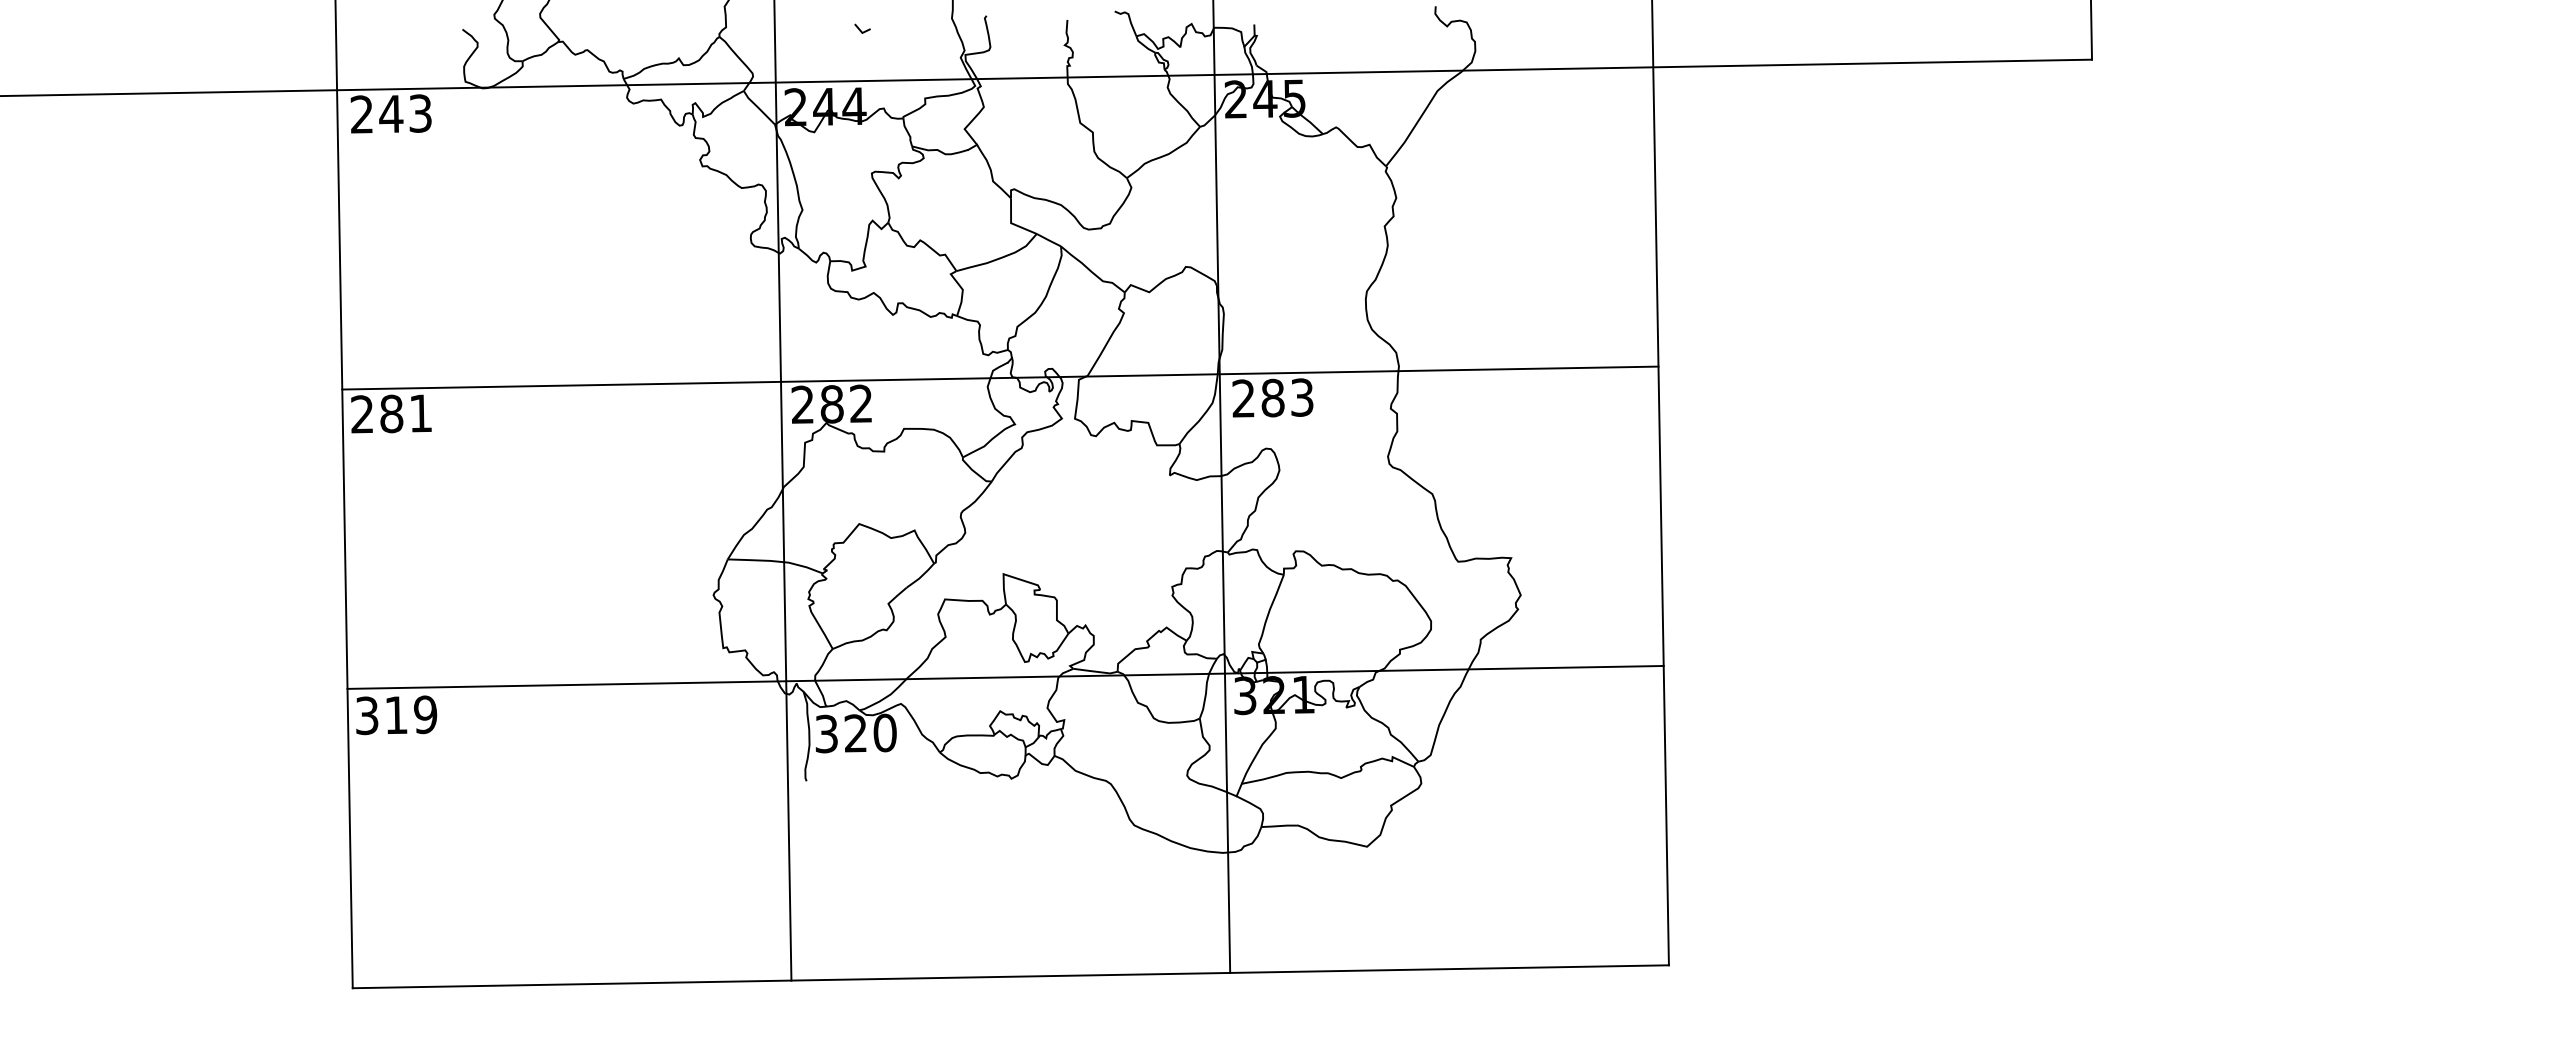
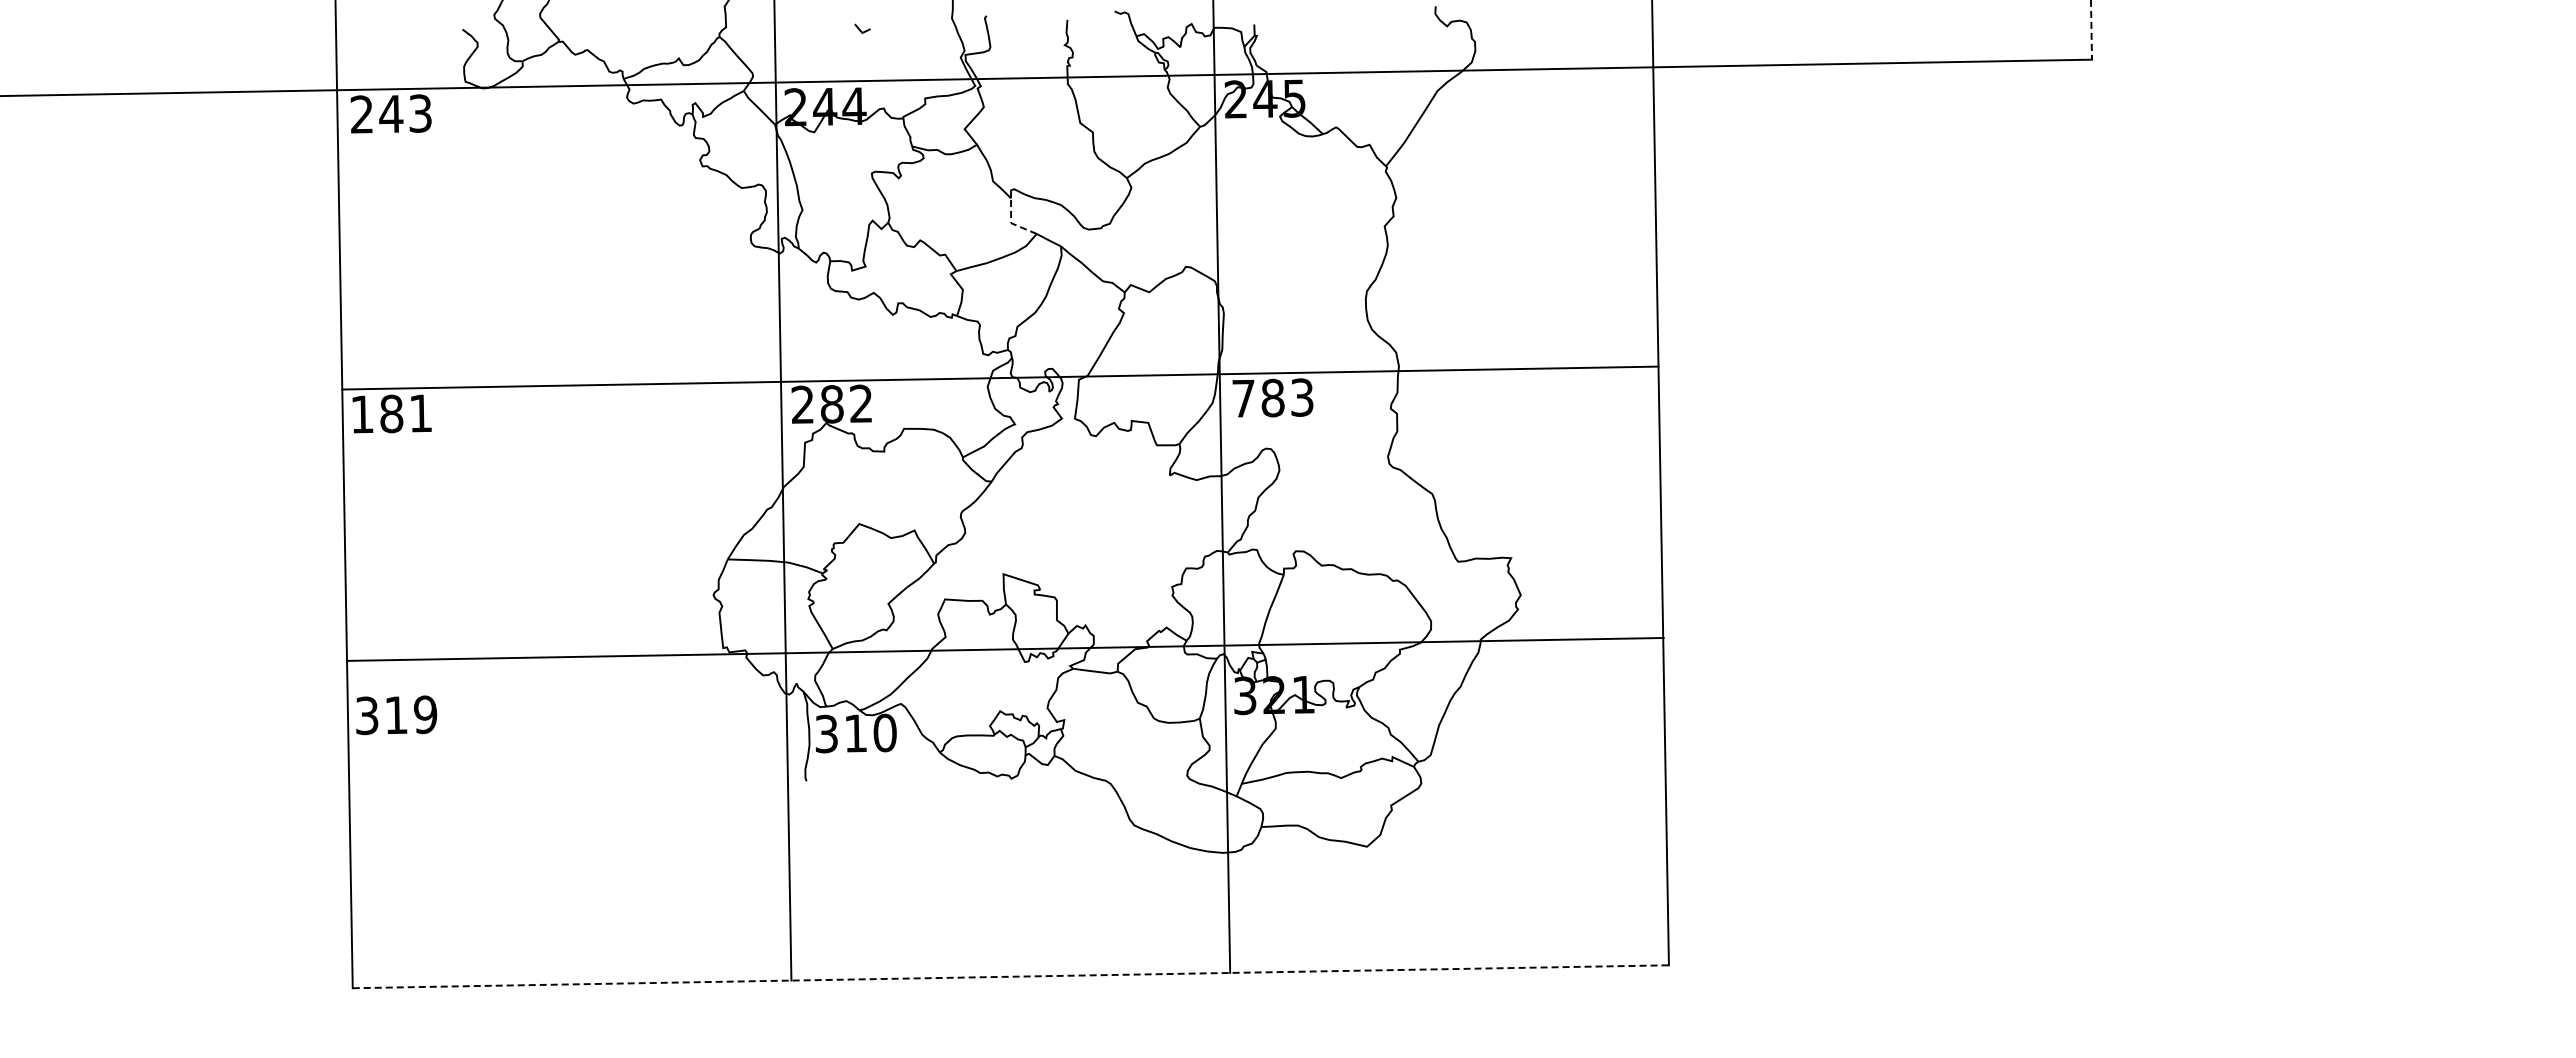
line: solid -> dashed (2091, 30)
line: solid -> dashed (1012, 223)
text: 283 -> 783 (1243, 398)
text: 281 -> 181 (362, 414)
line position: (1005, 676) -> (1005, 648) (1005, 648)
text: 320 -> 310 (855, 733)
line: solid -> dashed (1011, 976)
